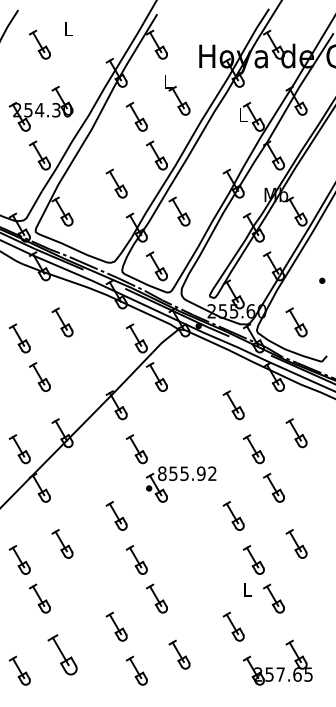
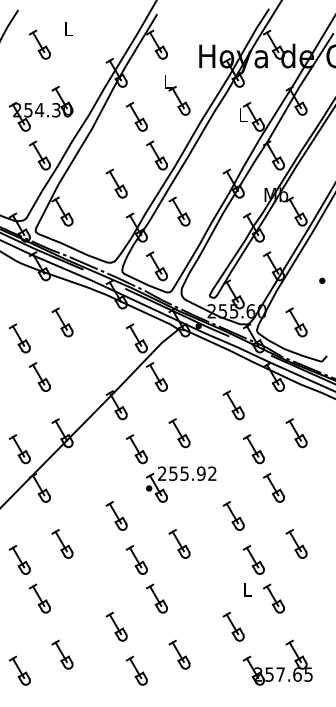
part: none -> present (179, 433)
text: 855.92 -> 255.92 (162, 473)
part: none -> present (179, 543)
part size: 31x42 px -> 23x31 px (62, 654)
